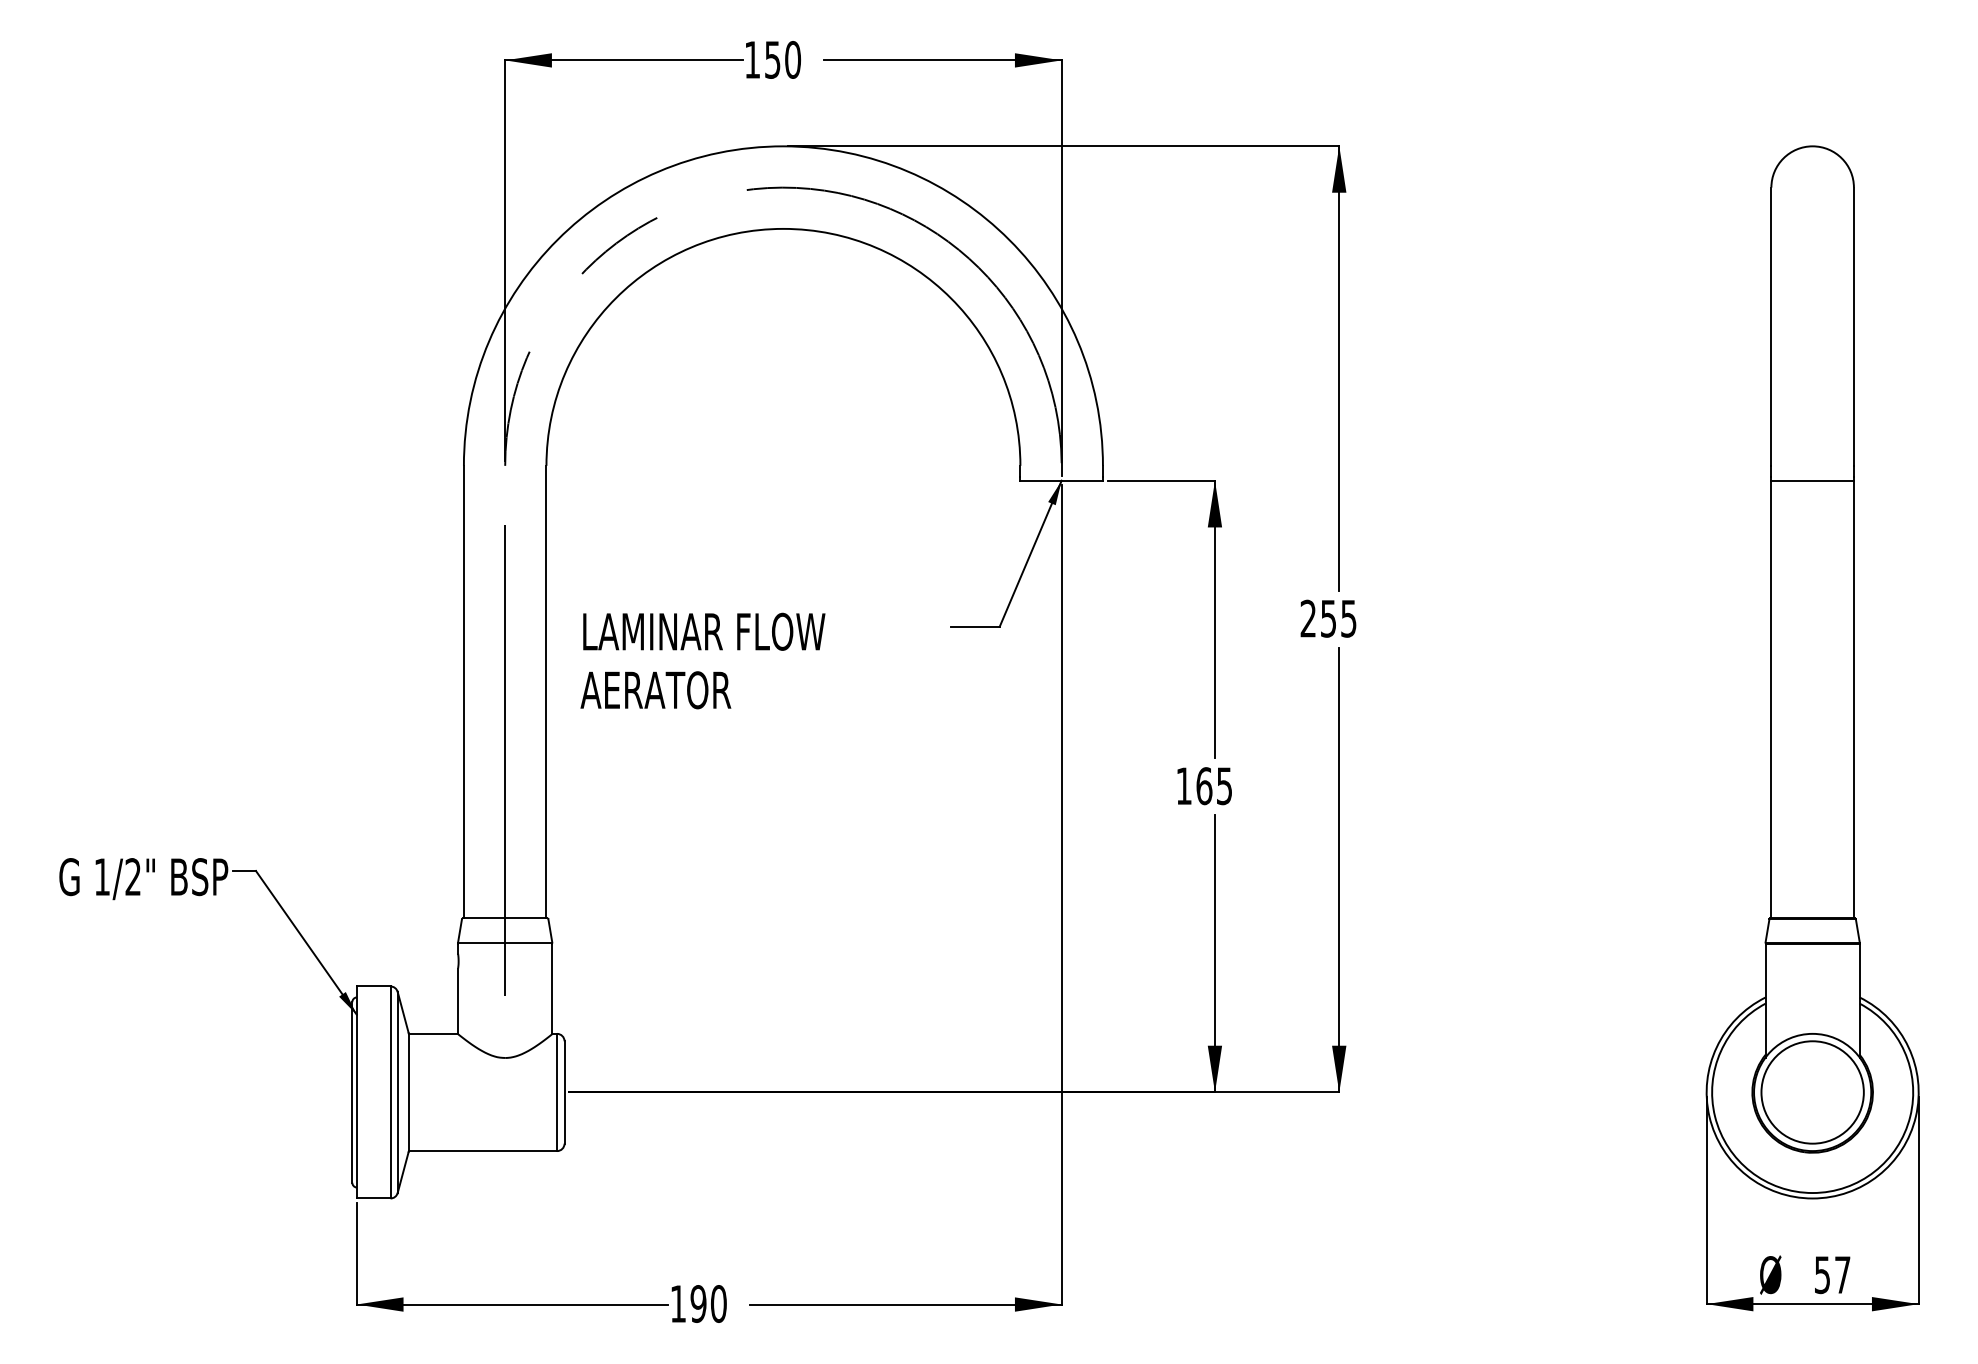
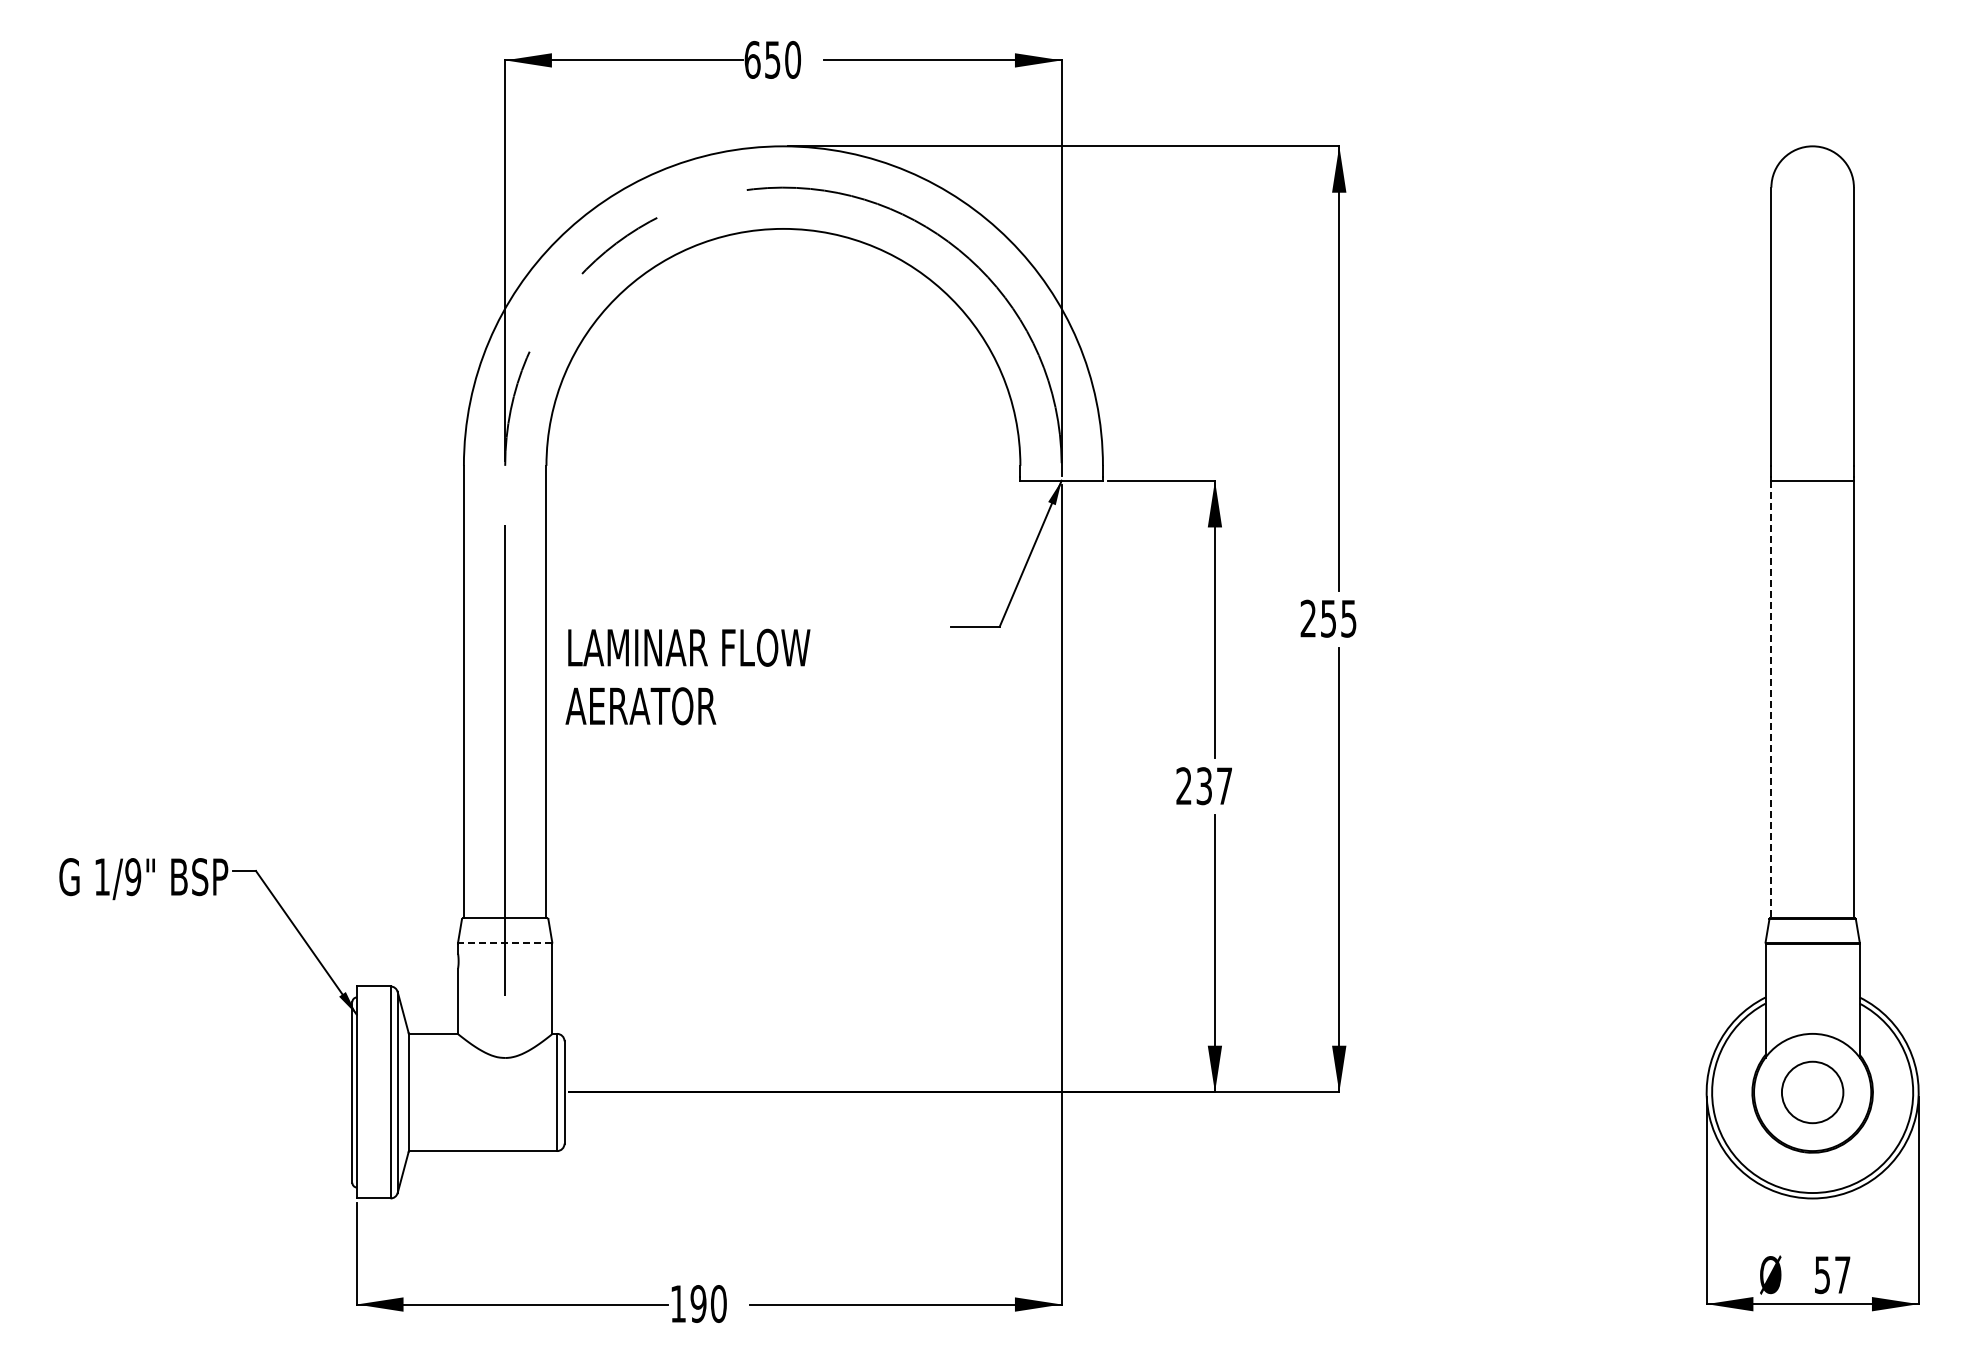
text: 150 -> 650 (752, 59)
text position: (702, 660) -> (687, 676) (687, 676)
line: solid -> dashed (1771, 699)
text: 165 -> 237 (1203, 786)
text: 1/2" -> 1/9" (133, 877)
line: solid -> dashed (504, 942)
circle diameter: 102 px -> 61 px (1812, 1092)
